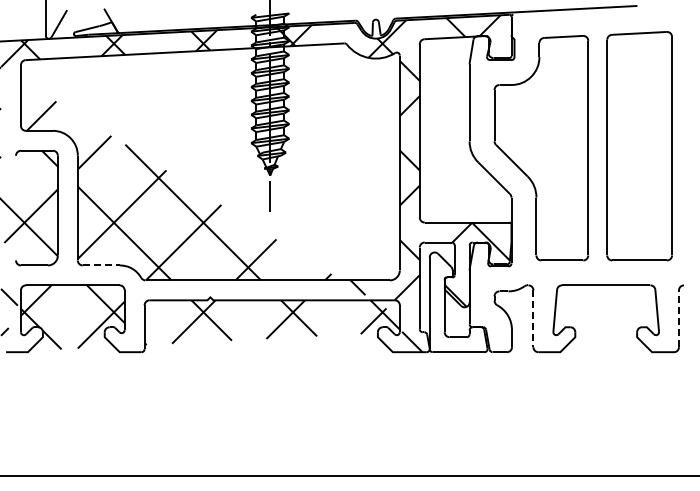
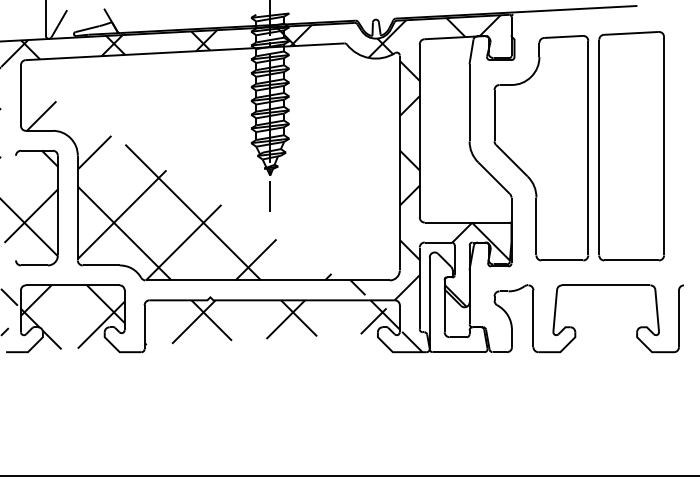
part position: (639, 146) -> (631, 146) (631, 146)
line: dashed -> solid (101, 265)
line: dashed -> solid (678, 318)
line: dashed -> solid (533, 319)
